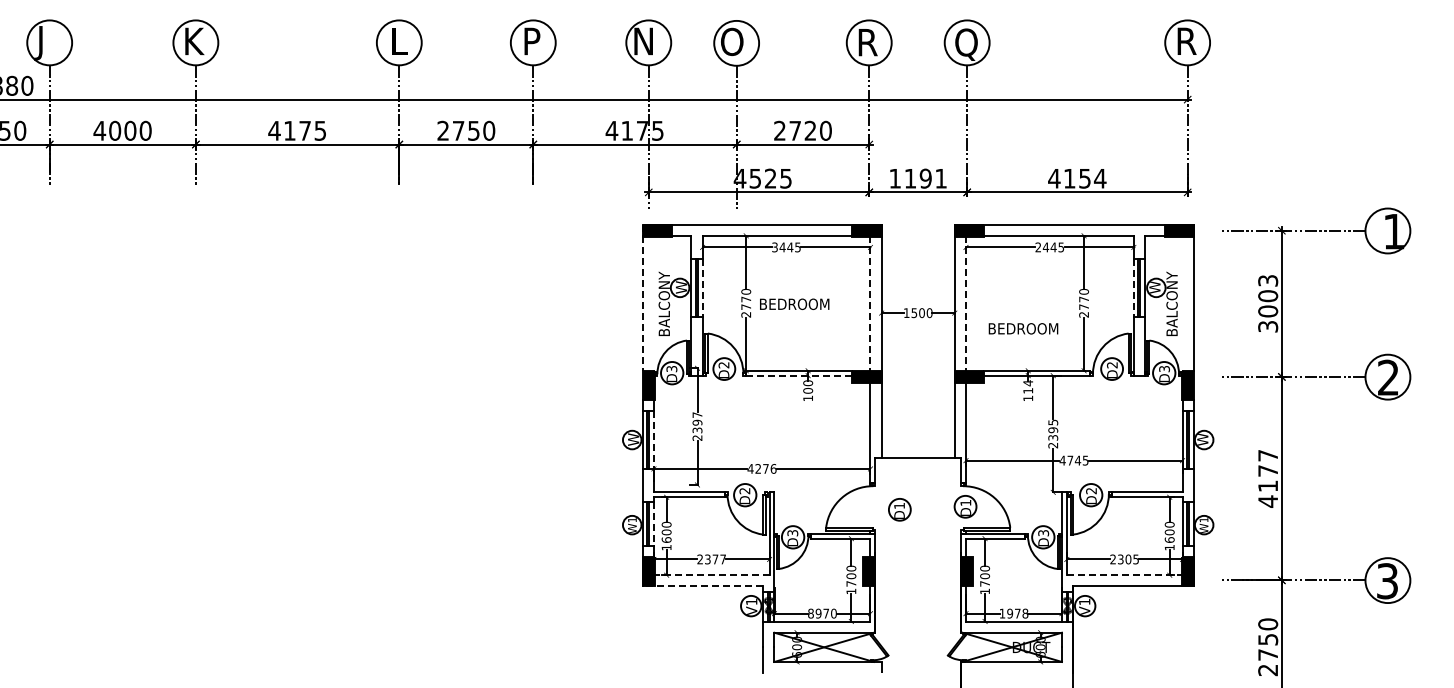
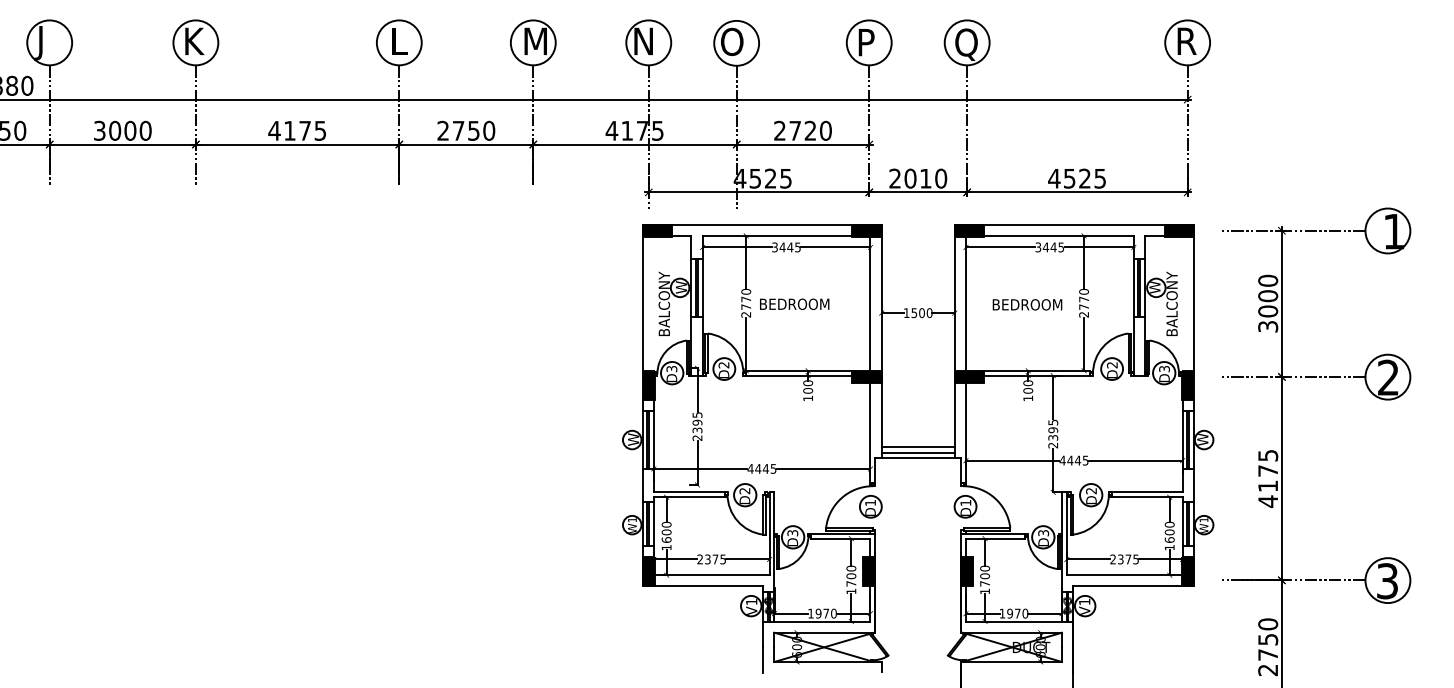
text: P -> M (536, 41)
text: R -> P (869, 43)
text: 4000 -> 3000 (99, 130)
text: 1191 -> 2010 (918, 178)
text: 4154 -> 4525 (1085, 178)
text: 2445 -> 3445 (1038, 247)
text: 3003 -> 3000 (1268, 280)
line: dashed -> solid (702, 288)
line: dashed -> solid (1133, 288)
line: dashed -> solid (642, 298)
line: dashed -> solid (870, 303)
line: dashed -> solid (965, 303)
text position: (1023, 328) -> (1027, 304) (1027, 304)
line: dashed -> solid (799, 375)
text: 114 -> 100 (1028, 386)
text: 2397 -> 2395 (697, 414)
line: dashed -> solid (653, 440)
line: none -> present (917, 447)
line: none -> present (917, 452)
text: 4177 -> 4175 (1268, 455)
text: 4745 -> 4445 (1070, 460)
text: 4276 -> 4445 (765, 468)
part position: (899, 509) -> (870, 506) (870, 506)
line: dashed -> solid (653, 524)
text: 2377 -> 2375 (722, 559)
text: 2305 -> 2375 (1128, 559)
line: dashed -> solid (711, 575)
line: dashed -> solid (1124, 575)
line: dashed -> solid (702, 586)
text: 8970 -> 1970 (810, 613)
text: 1978 -> 1970 (1025, 613)
